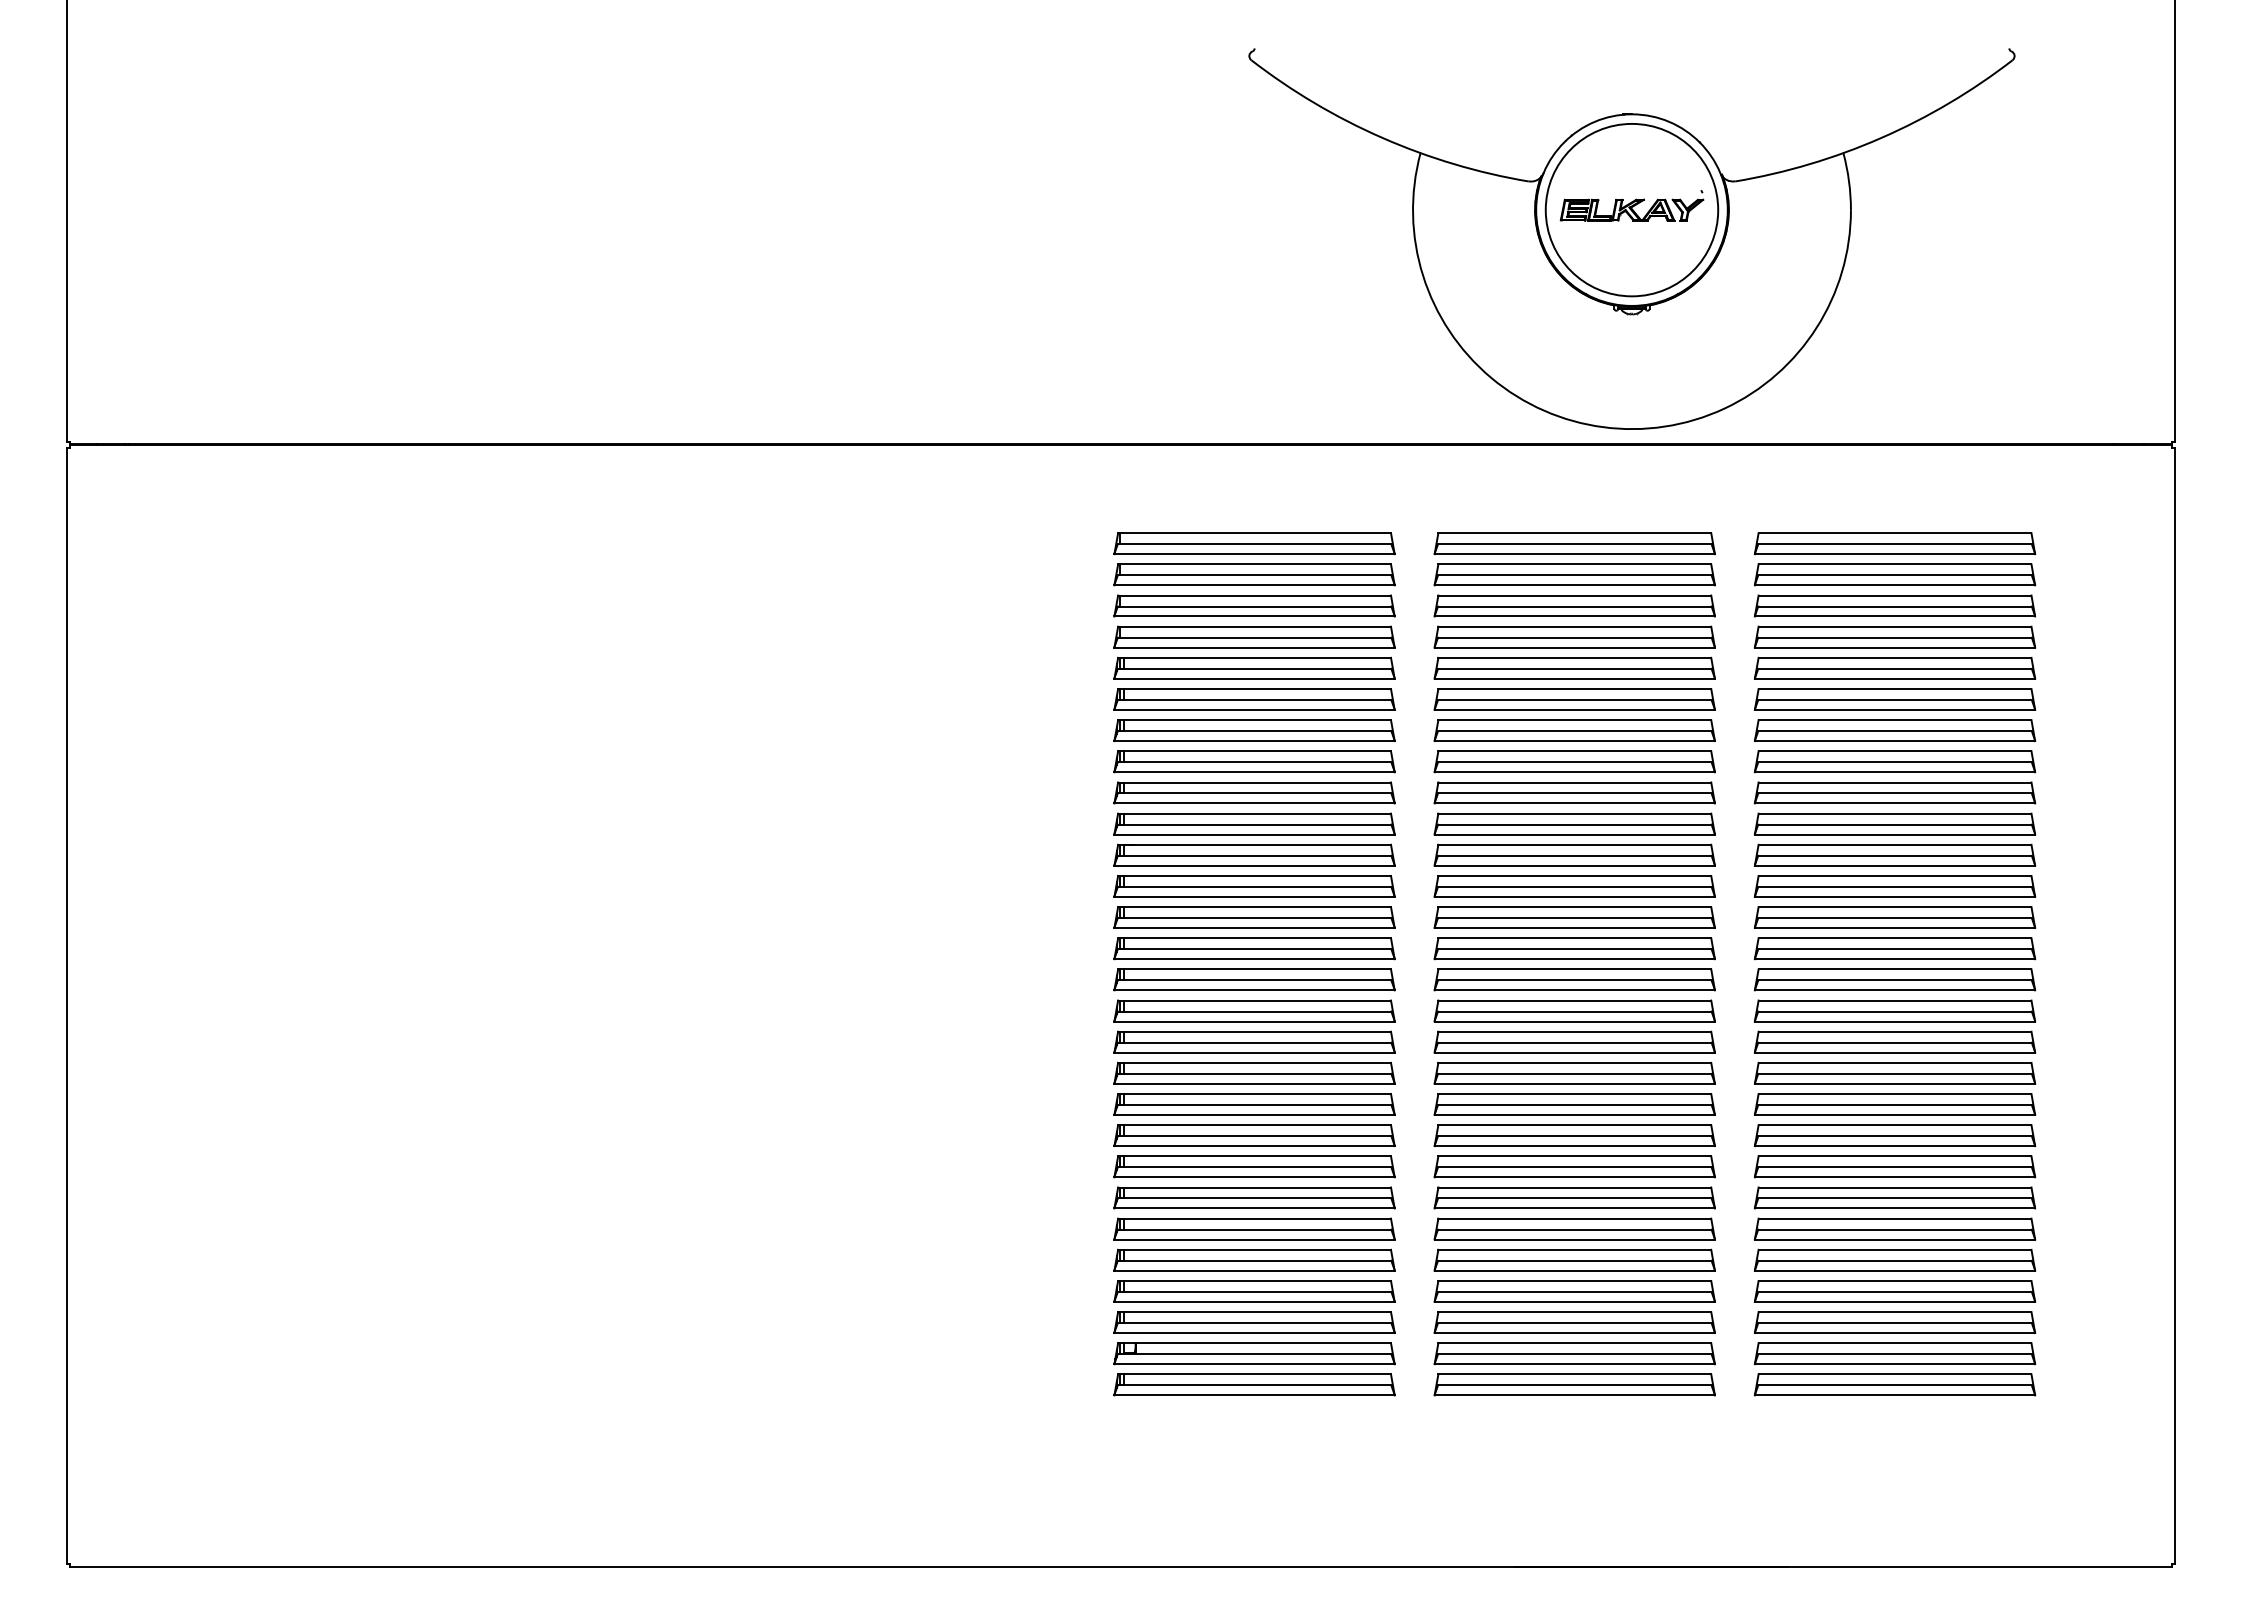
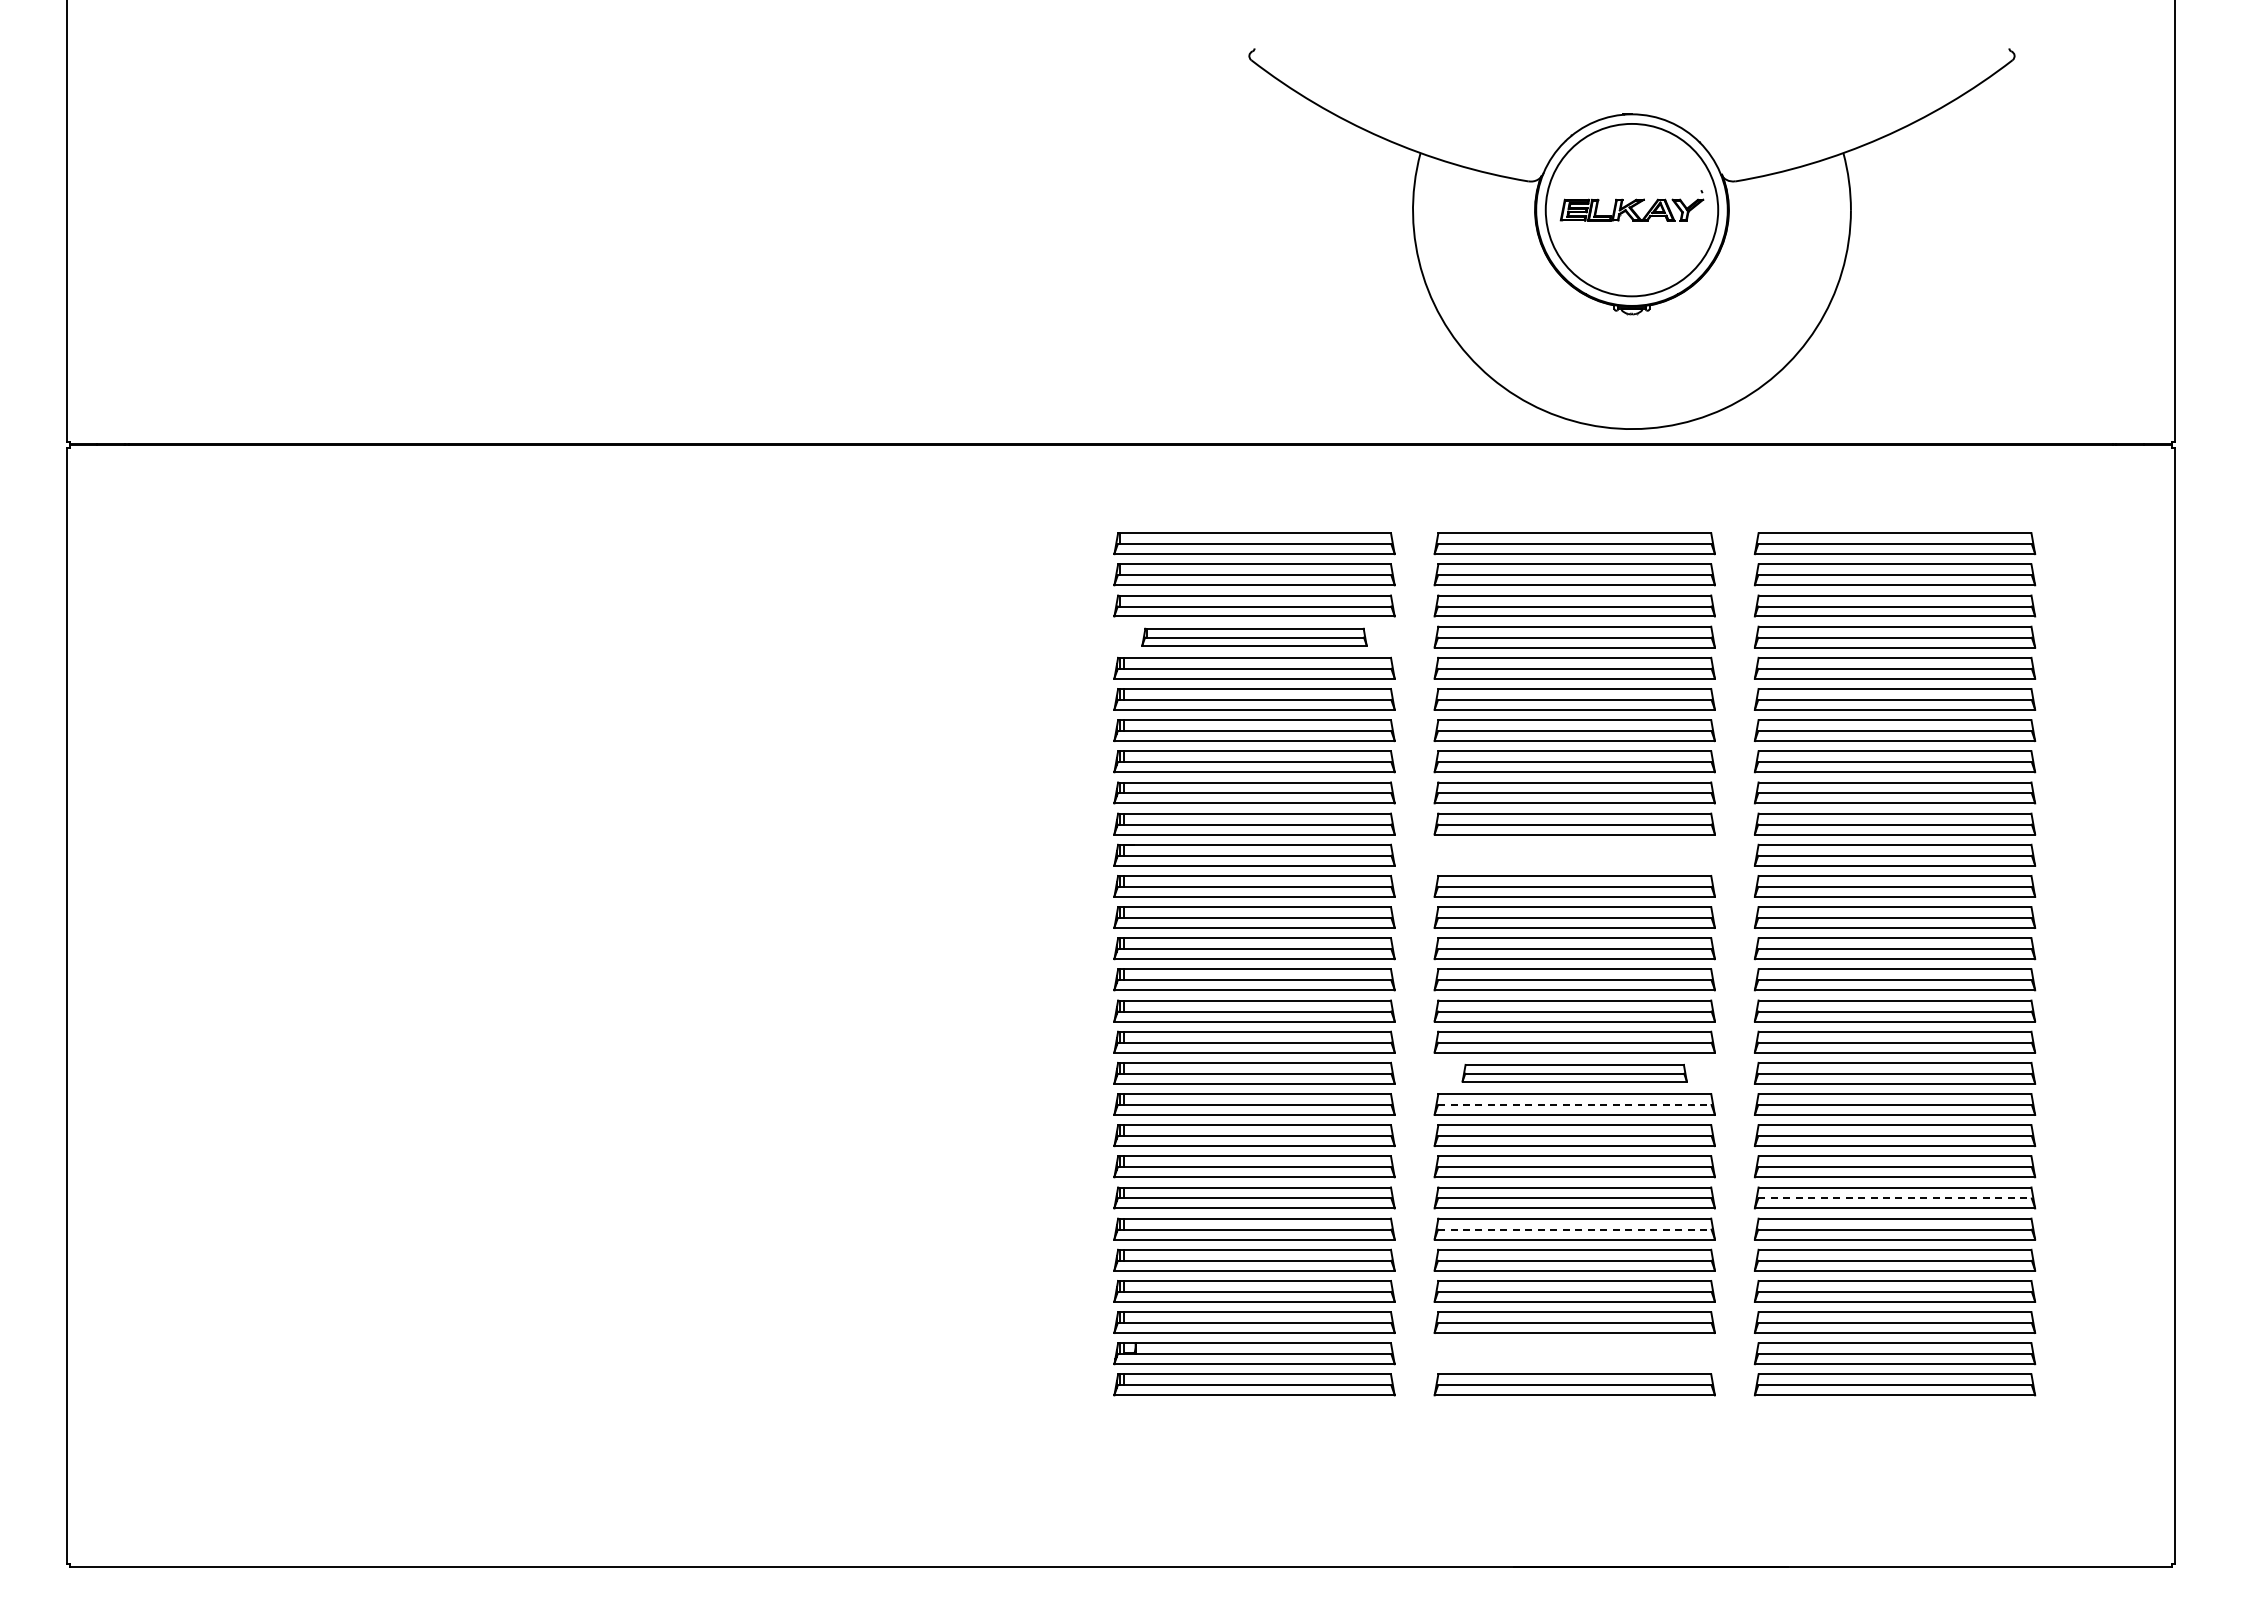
part size: 283x24 px -> 227x20 px (1254, 636)
part: present -> none (1574, 854)
part size: 283x24 px -> 227x19 px (1574, 1073)
line: solid -> dashed (1574, 1104)
line: solid -> dashed (1895, 1198)
line: solid -> dashed (1574, 1229)
part: present -> none (1574, 1353)
